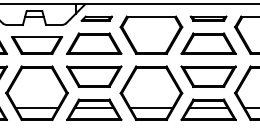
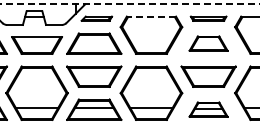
line: solid -> dashed (130, 4)
line: solid -> dashed (151, 16)
part size: 57x23 px -> 41x17 px (208, 43)
part size: 57x23 px -> 41x17 px (208, 109)
